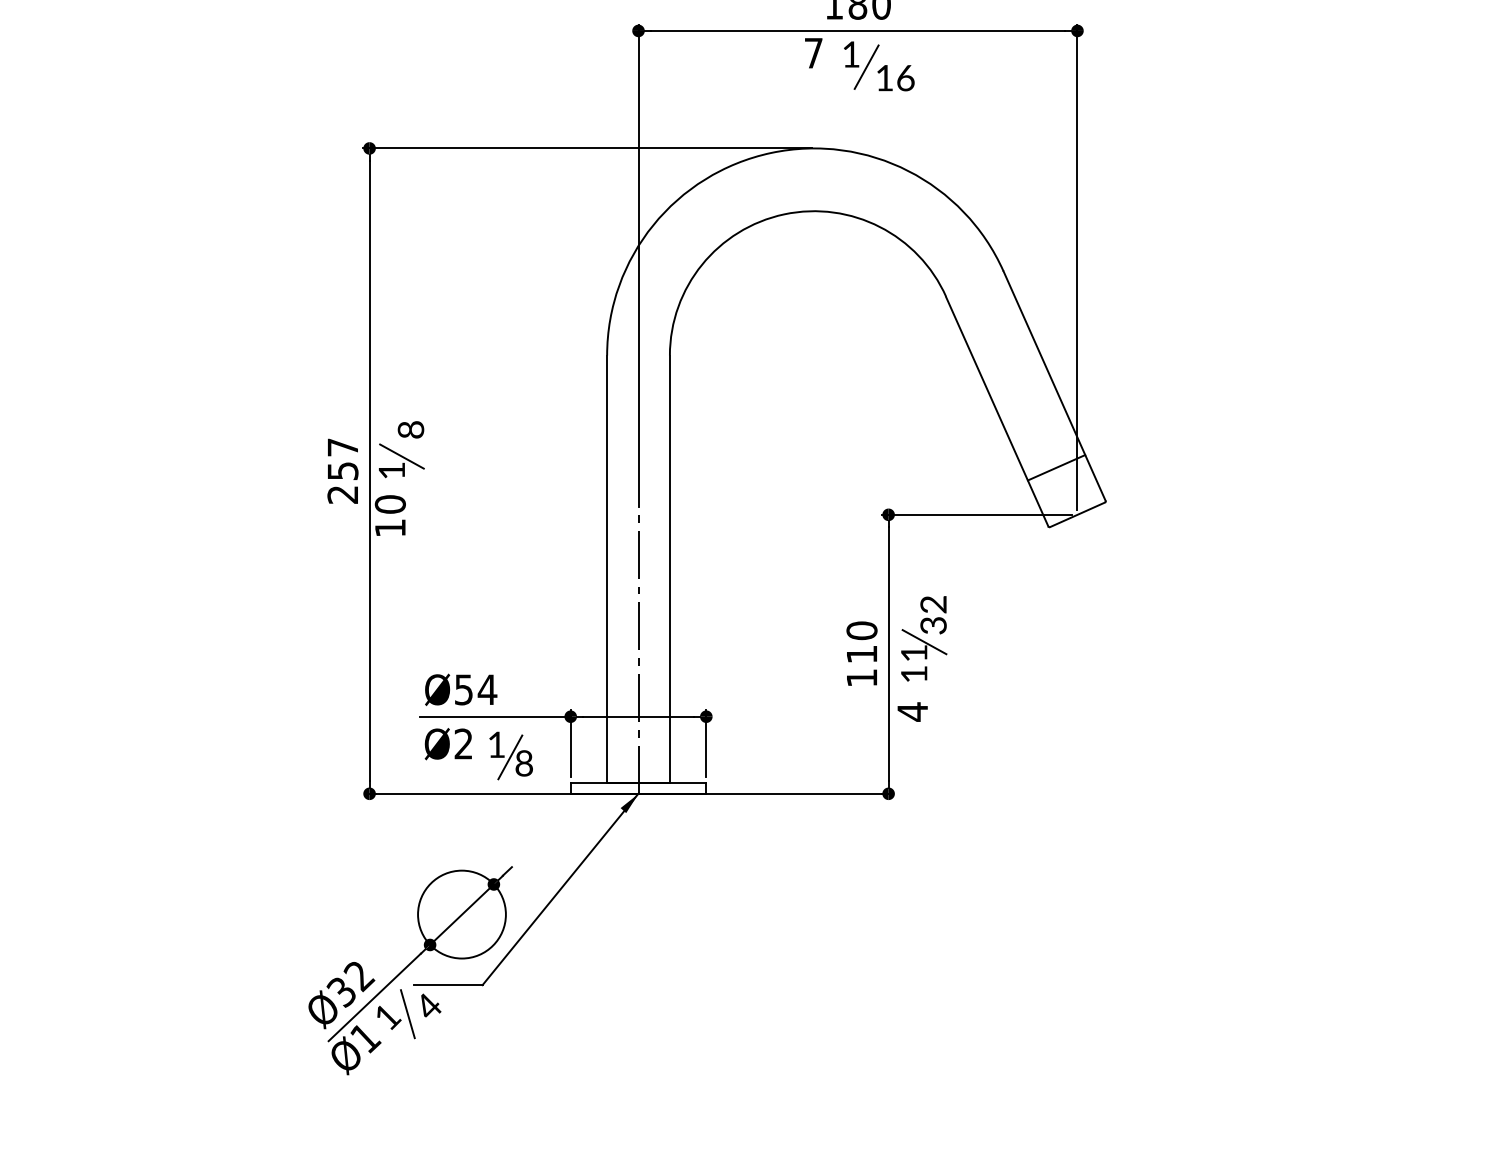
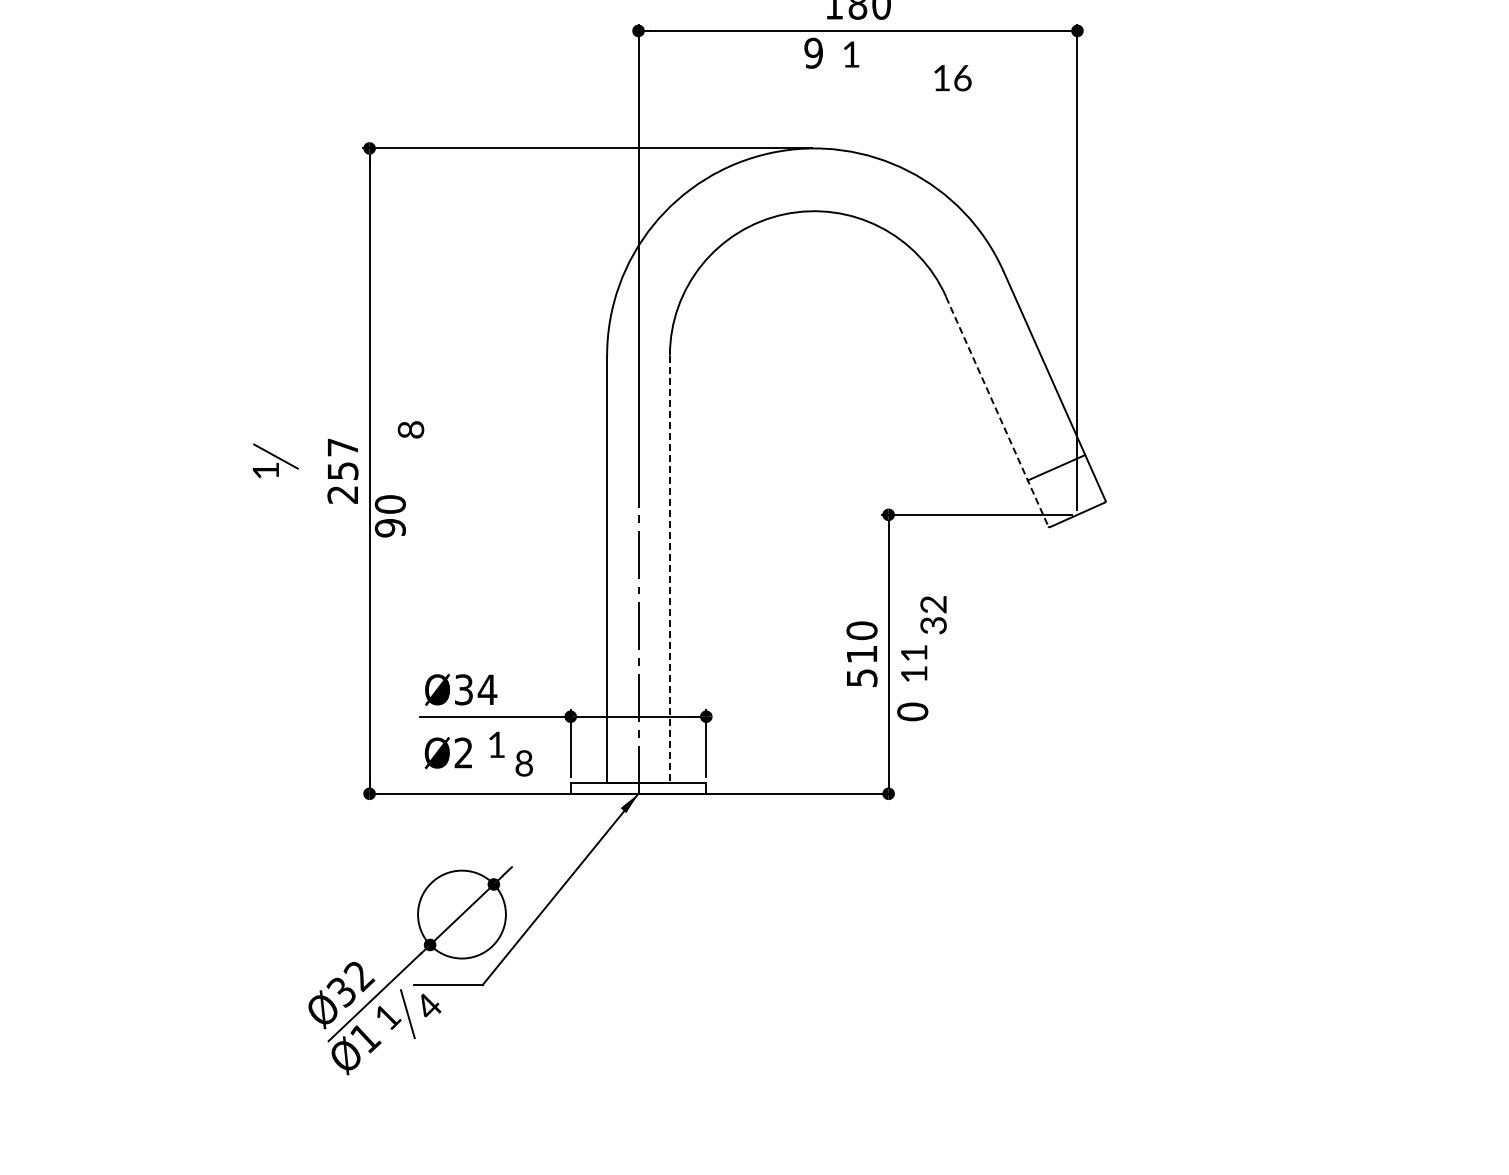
text: 7 -> 9 (813, 52)
line: present -> none (866, 66)
text position: (895, 78) -> (952, 78) (952, 78)
line: solid -> dashed (997, 411)
part position: (401, 460) -> (275, 460) (275, 460)
text: 10 -> 90 (389, 528)
line: solid -> dashed (669, 569)
line: present -> none (924, 642)
text: 110 -> 510 (862, 677)
text: Ø54 -> Ø34 (463, 689)
text: 4 -> 0 (912, 711)
text position: (447, 744) -> (447, 753) (447, 753)
line: present -> none (510, 757)
